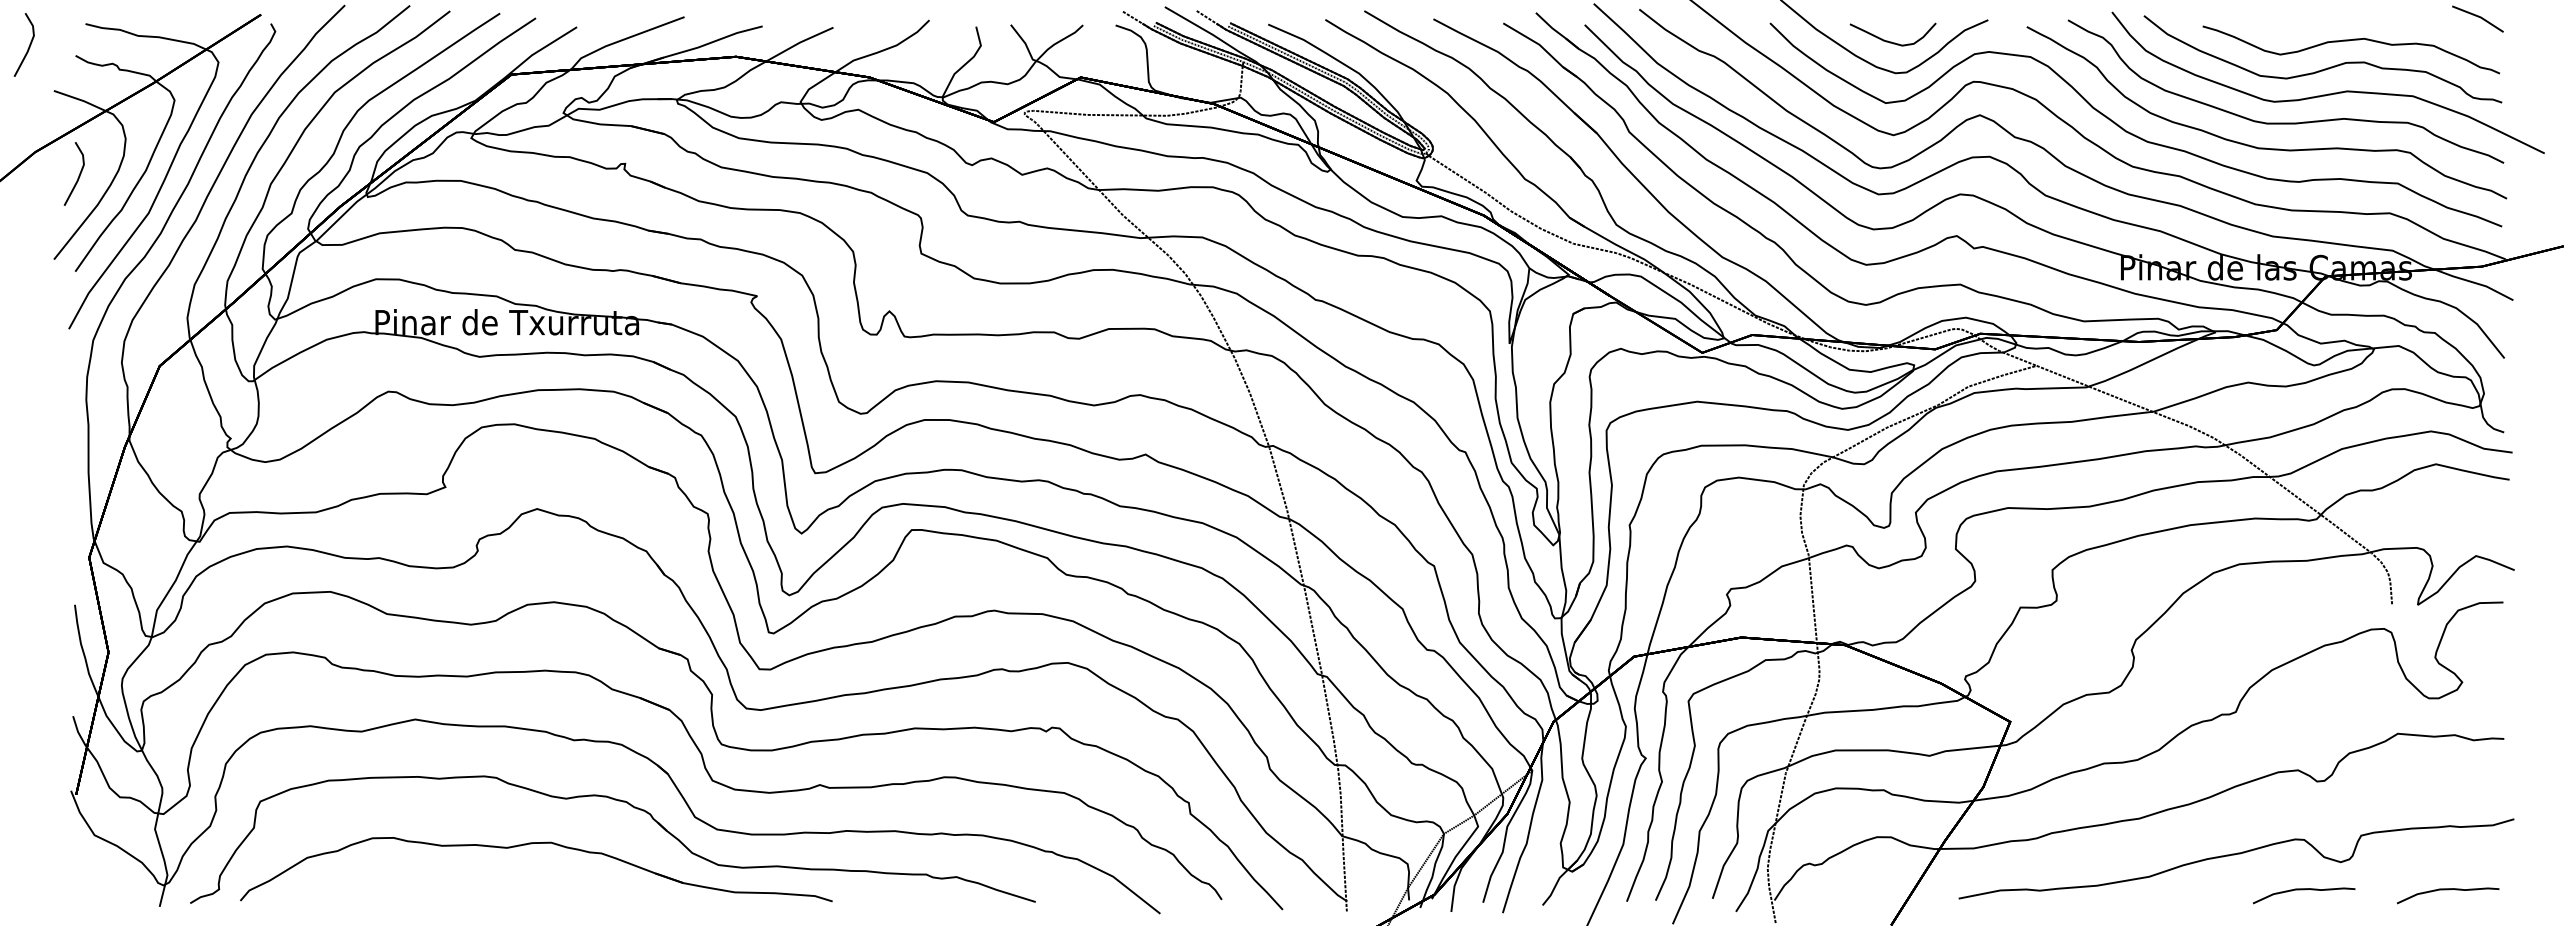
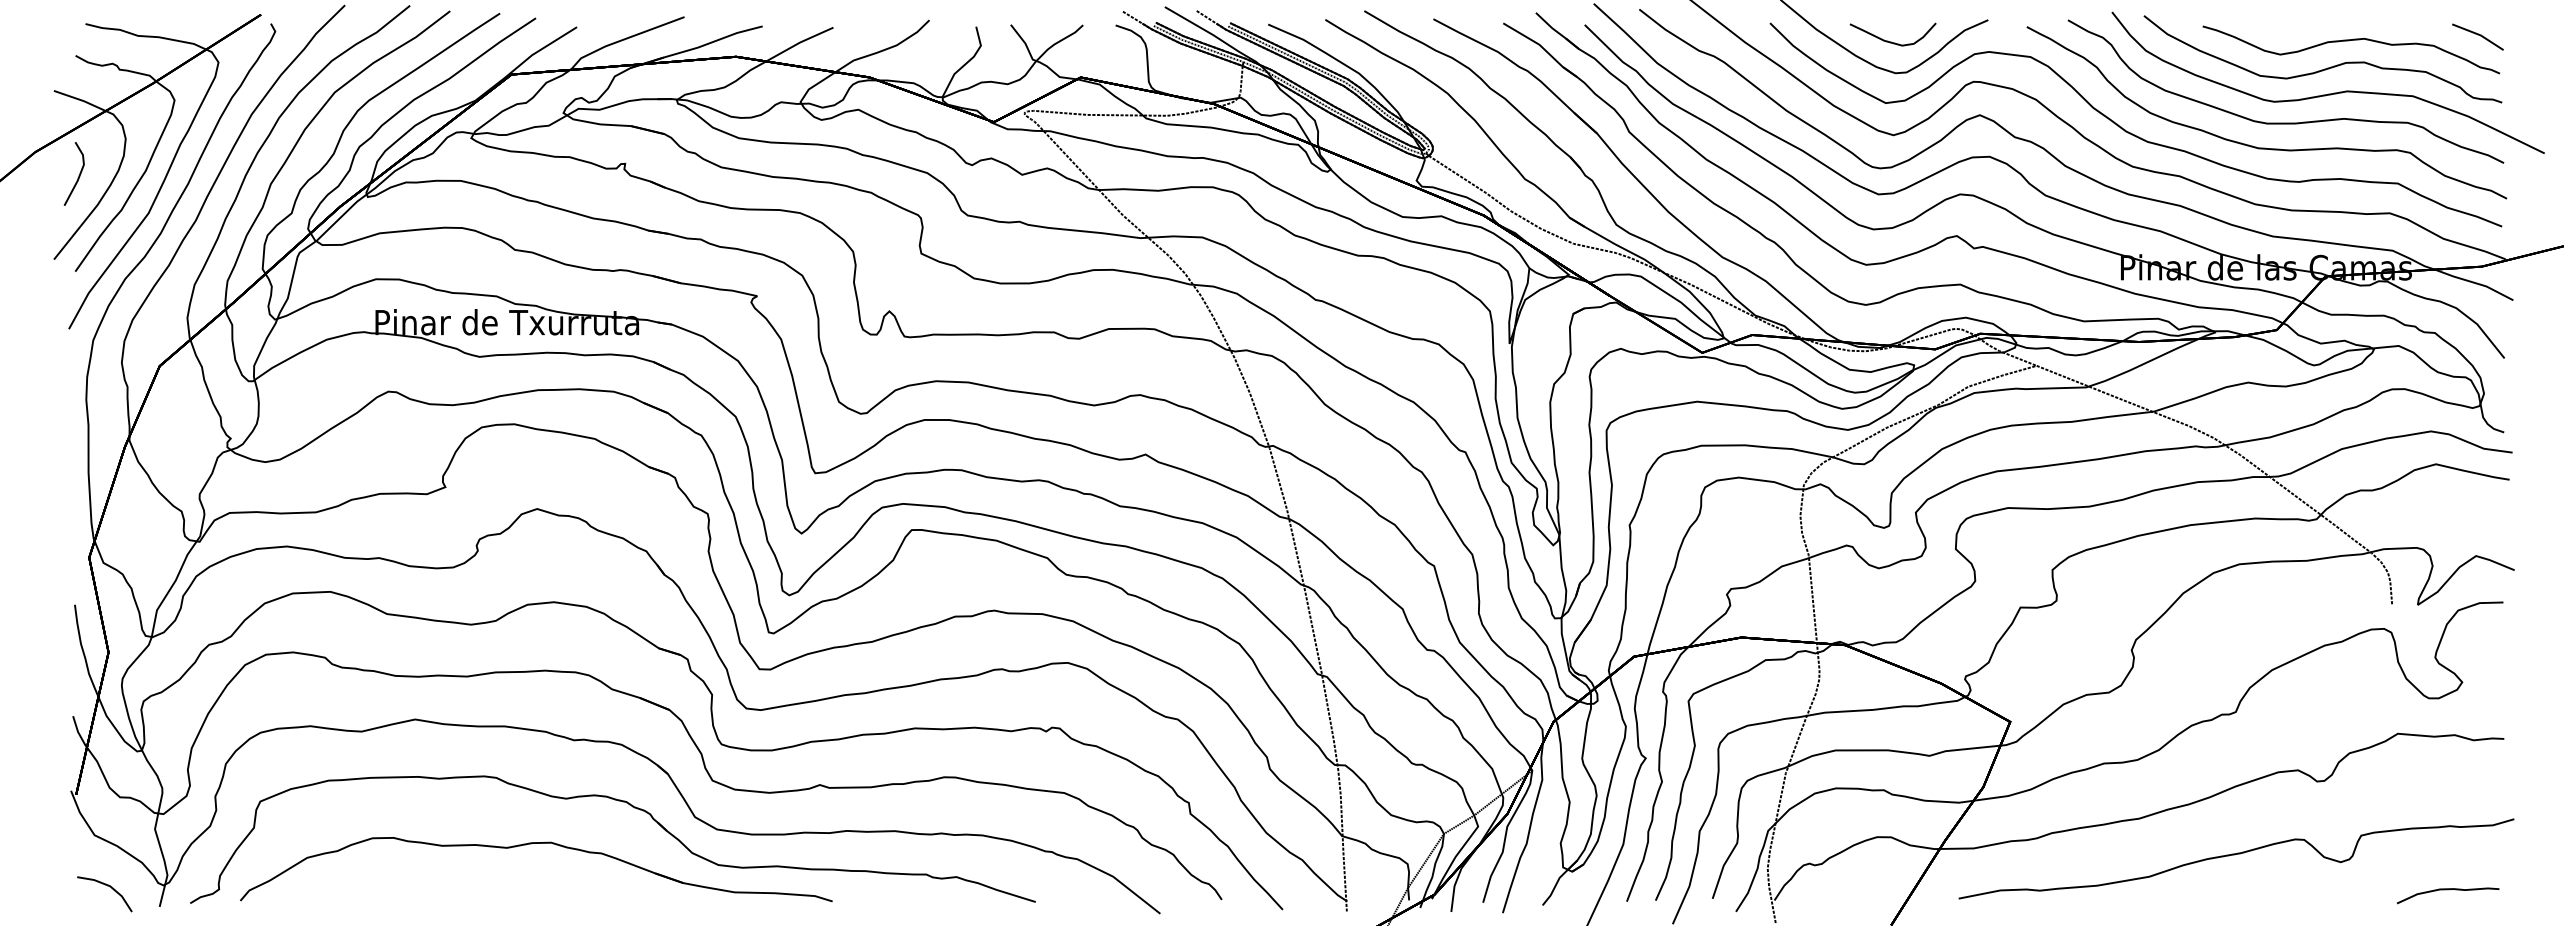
line position: (2477, 17) -> (2477, 35) (2477, 35)
line: present -> none (28, 46)
line: none -> present (107, 886)
curve: present -> none (2303, 890)
